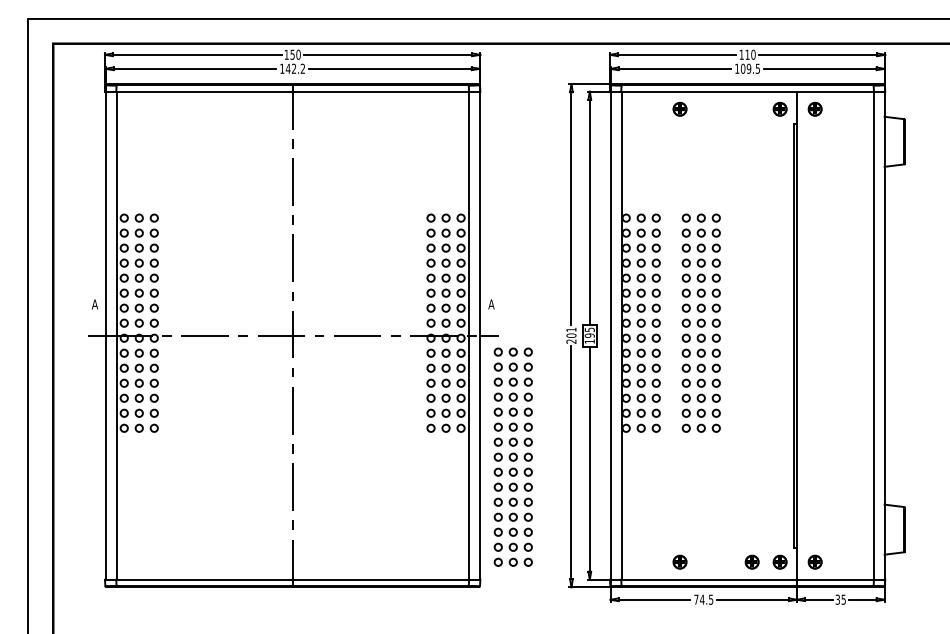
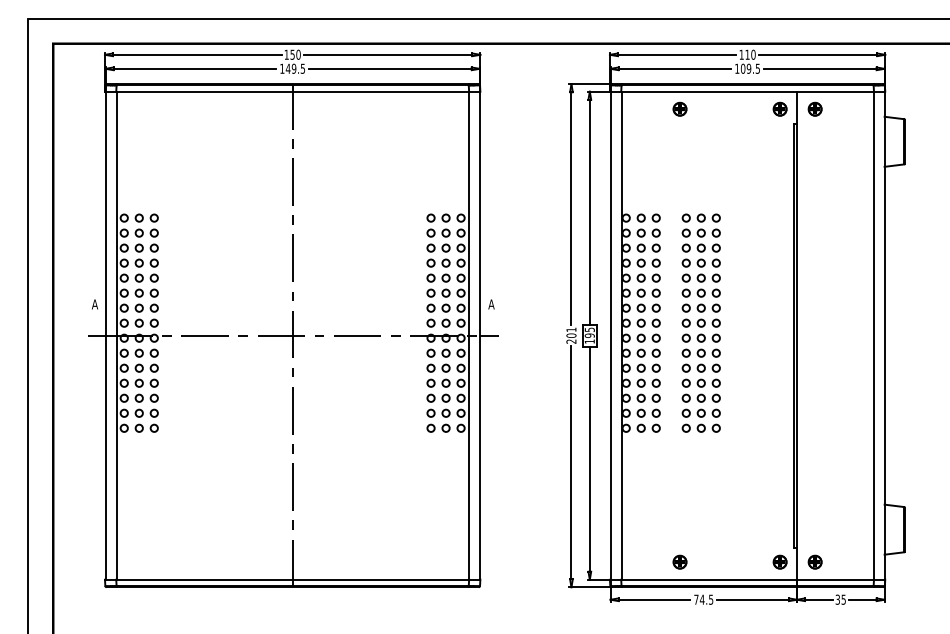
text: 142.2 -> 149.5 (298, 68)
part: present -> none (512, 456)
part: present -> none (751, 561)
